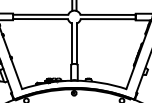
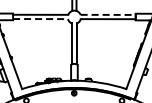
line: solid -> dashed (108, 14)
line: solid -> dashed (41, 19)
